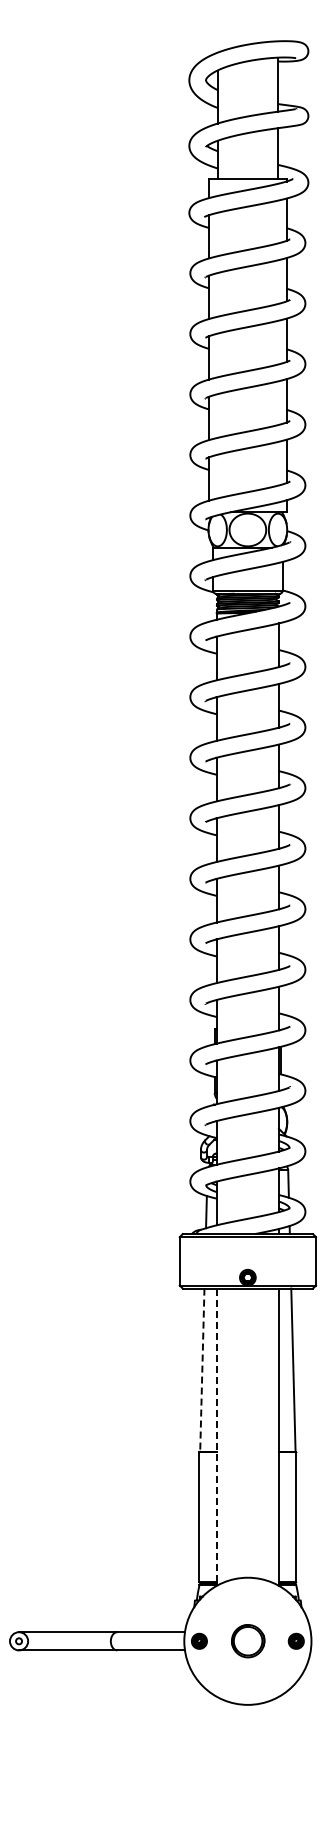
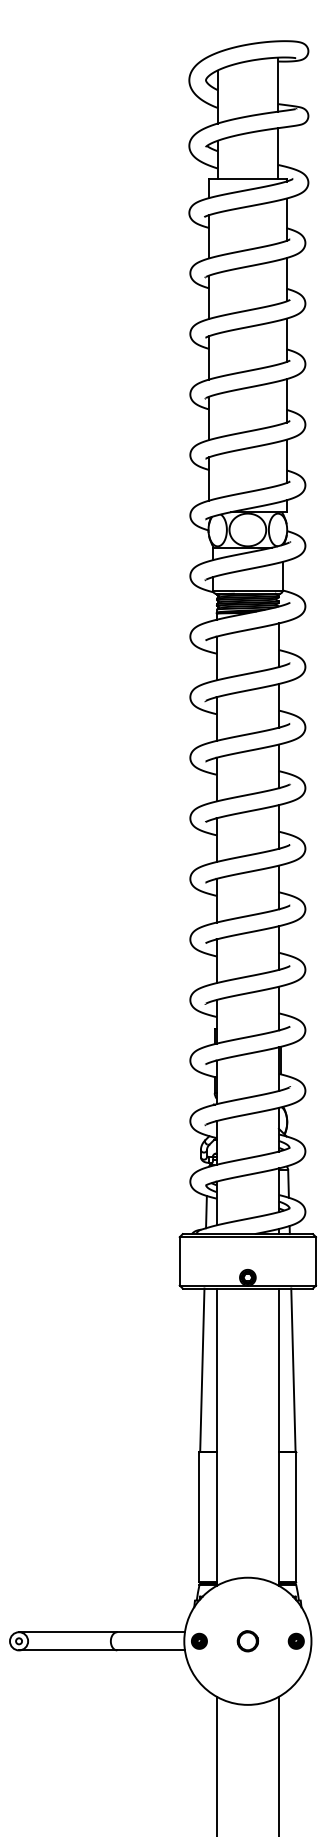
line: dashed -> solid (202, 1370)
line: dashed -> solid (216, 1437)
part size: 35x35 px -> 23x23 px (247, 1641)
line: none -> present (216, 1764)
line: none -> present (278, 1764)
